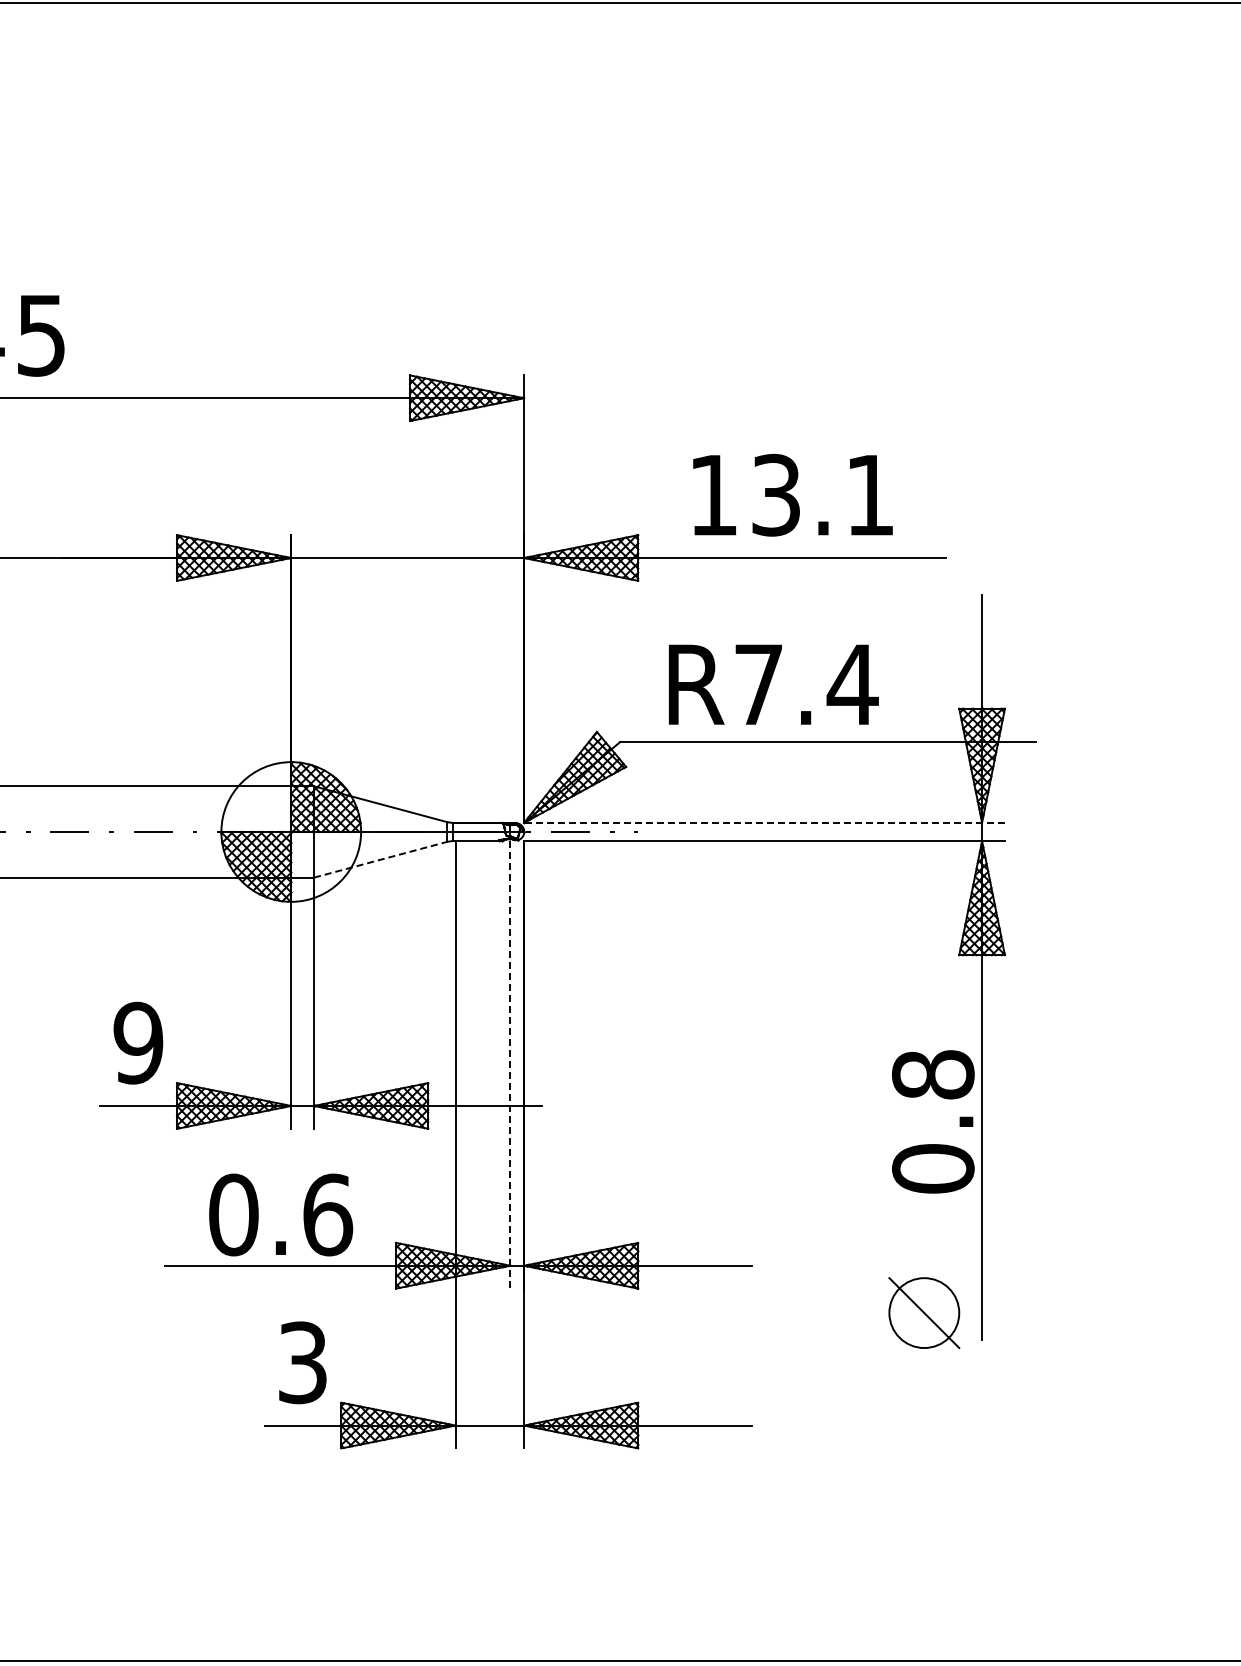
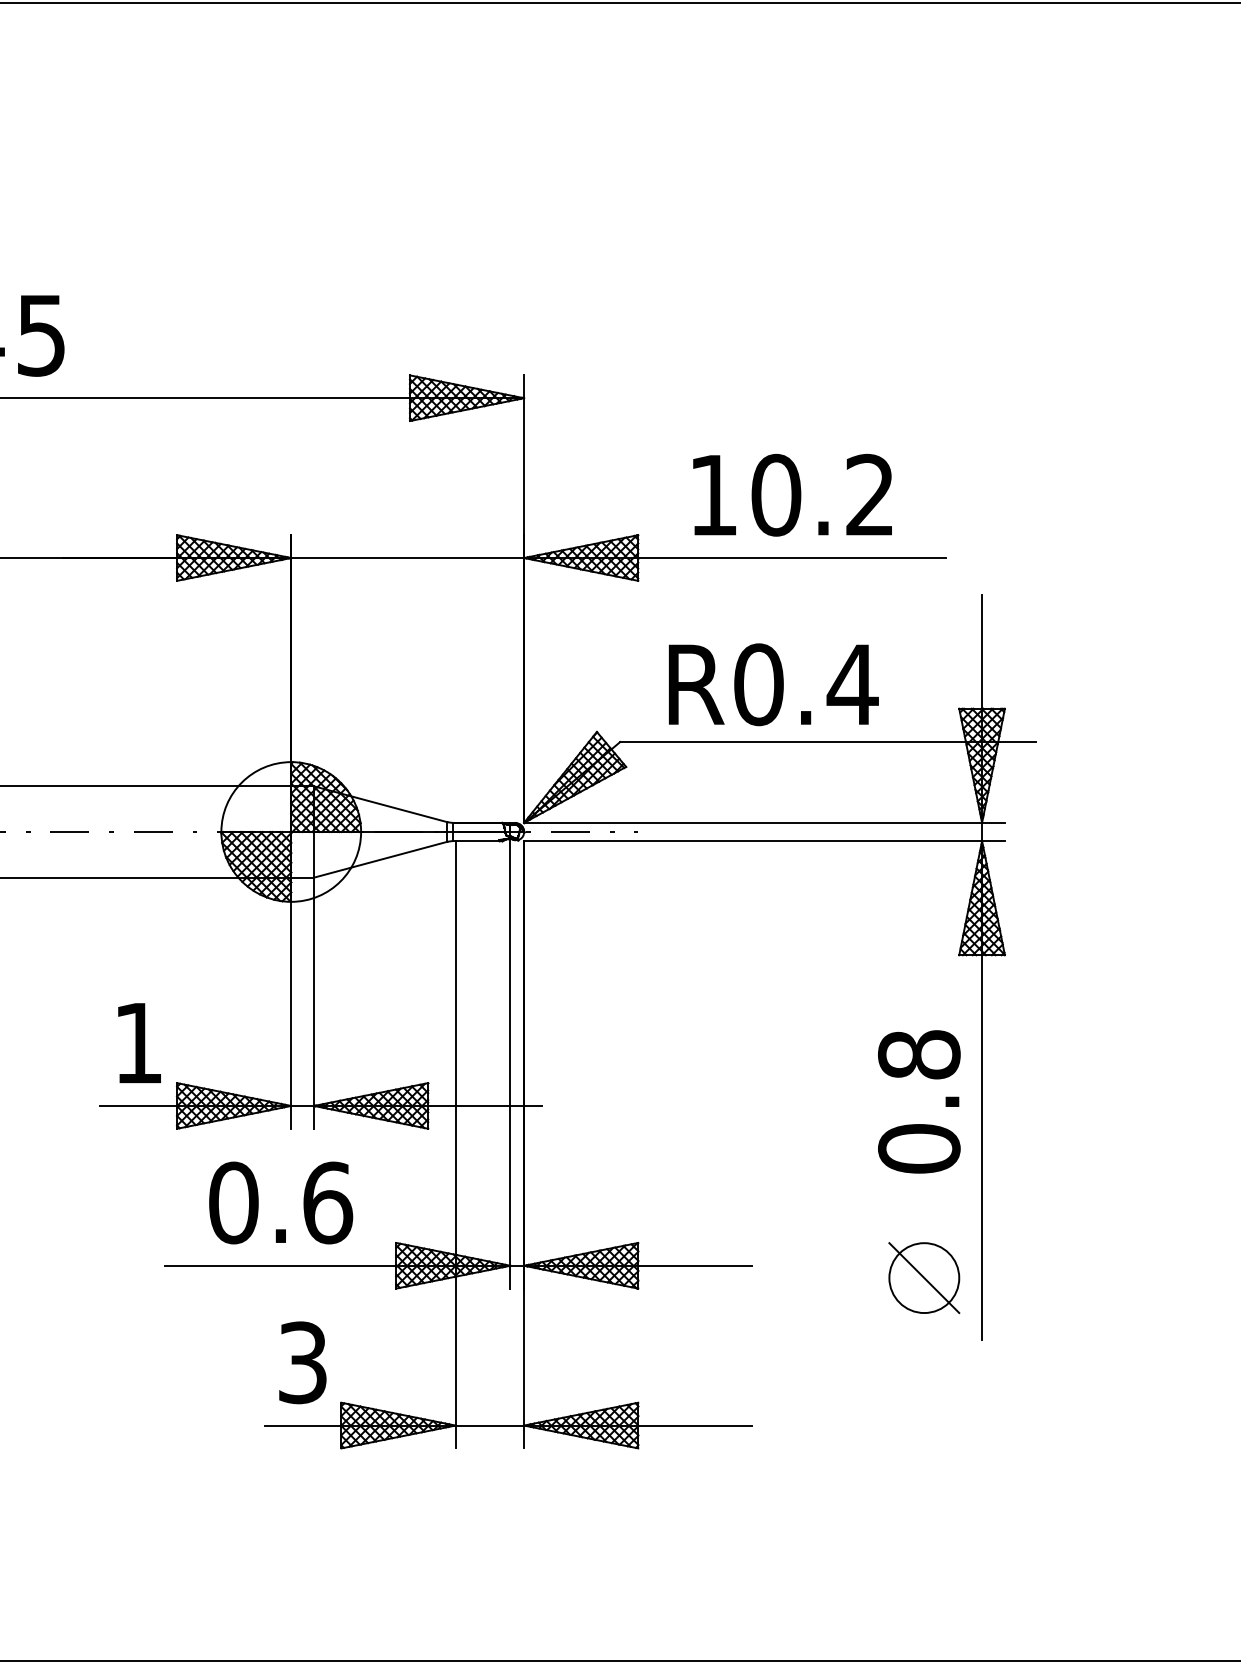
text: 13.1 -> 10.2 (821, 494)
text: R7.4 -> R0.4 (758, 684)
line: dashed -> solid (764, 822)
line: dashed -> solid (381, 859)
text: 9 -> 1 (138, 1042)
line: dashed -> solid (510, 1064)
text position: (933, 1121) -> (919, 1101) (919, 1101)
text position: (281, 1214) -> (281, 1202) (281, 1202)
part position: (924, 1313) -> (924, 1278) (924, 1278)
